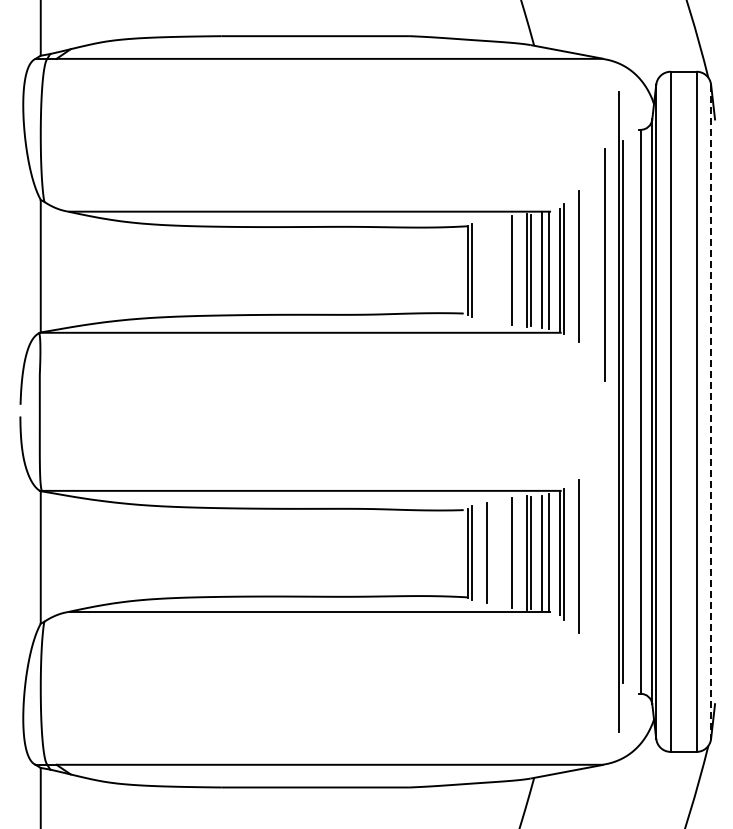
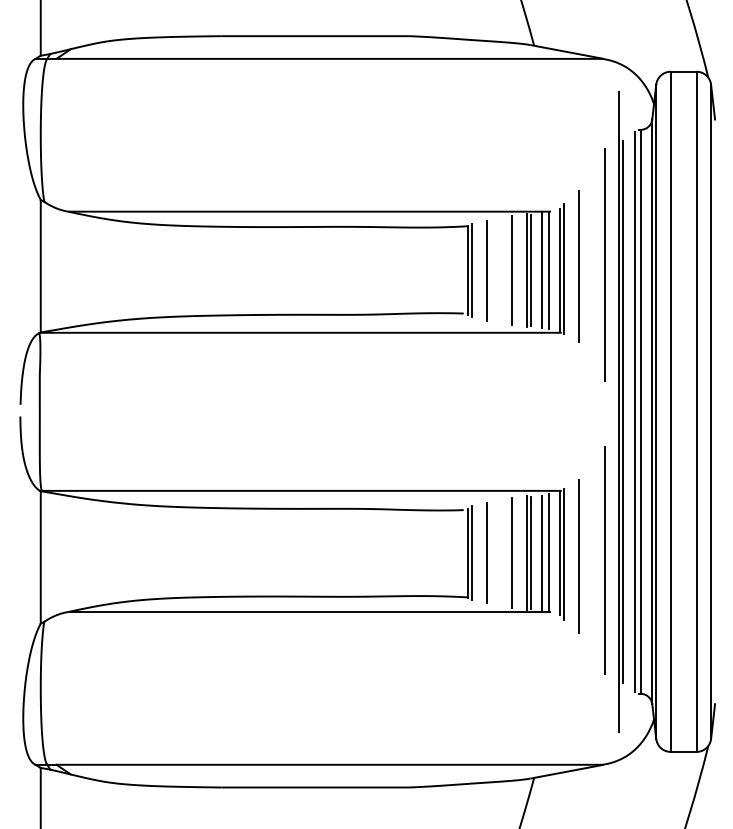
line: none -> present (486, 270)
line: none -> present (634, 411)
line: dashed -> solid (711, 412)
line: none -> present (604, 560)
